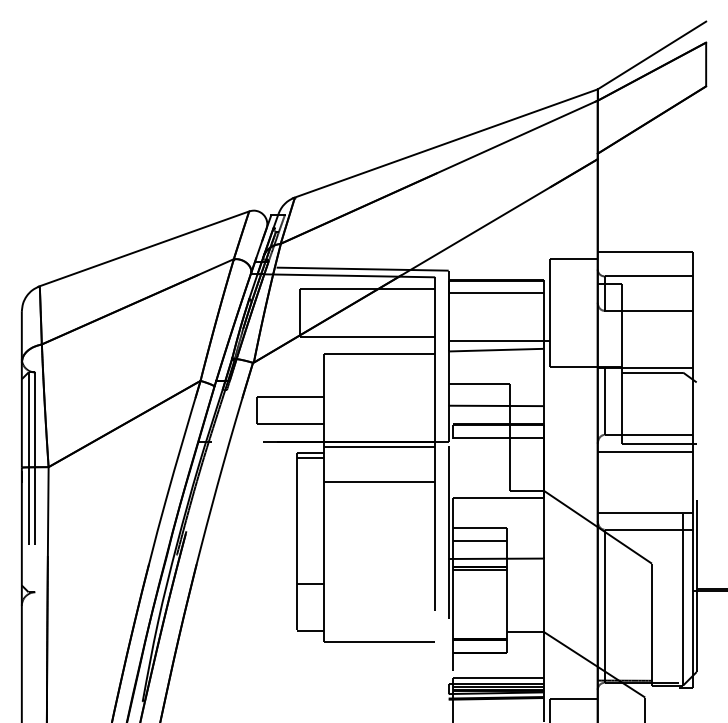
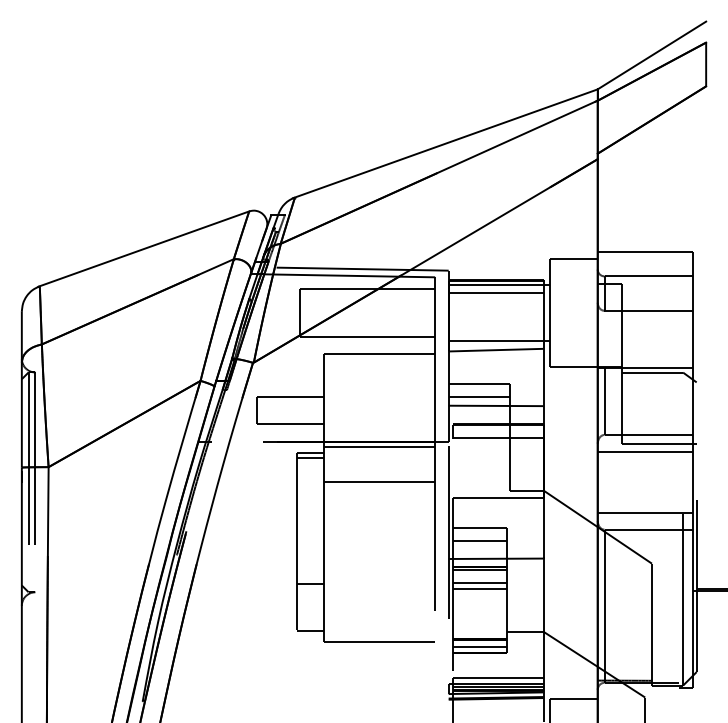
line: none -> present (499, 285)
line: none -> present (478, 397)
line: none -> present (479, 583)
line: none -> present (479, 589)
line: none -> present (479, 646)
